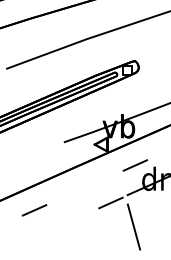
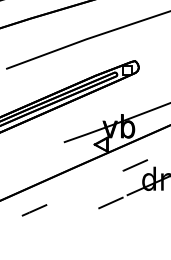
line: present -> none (133, 226)
